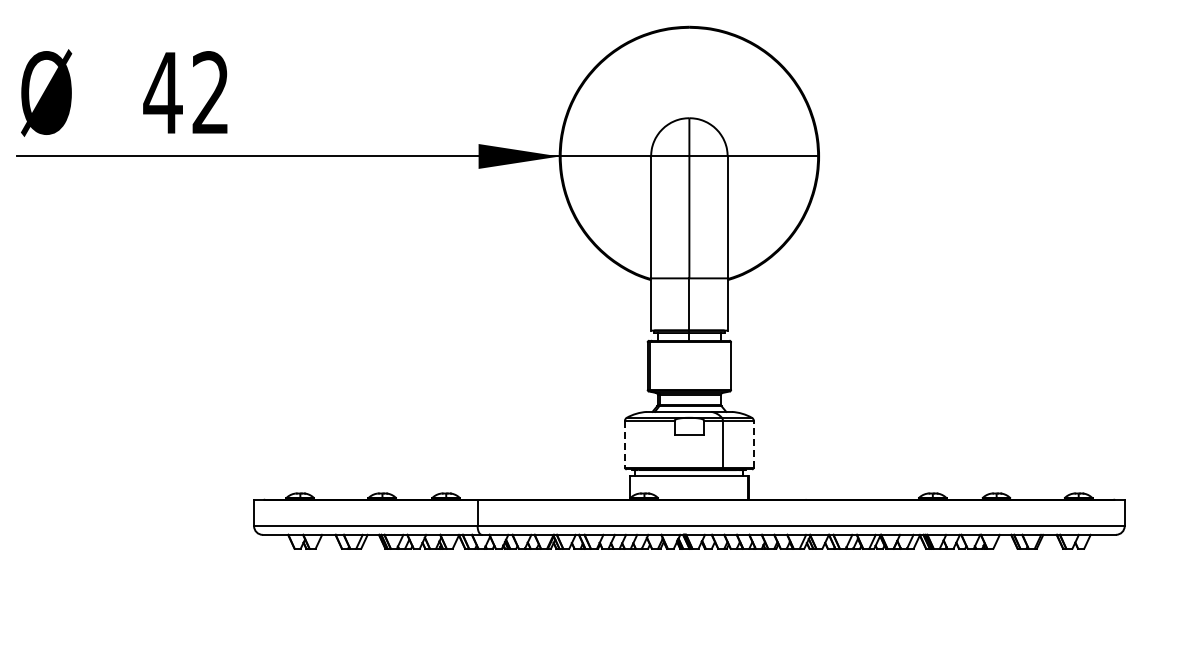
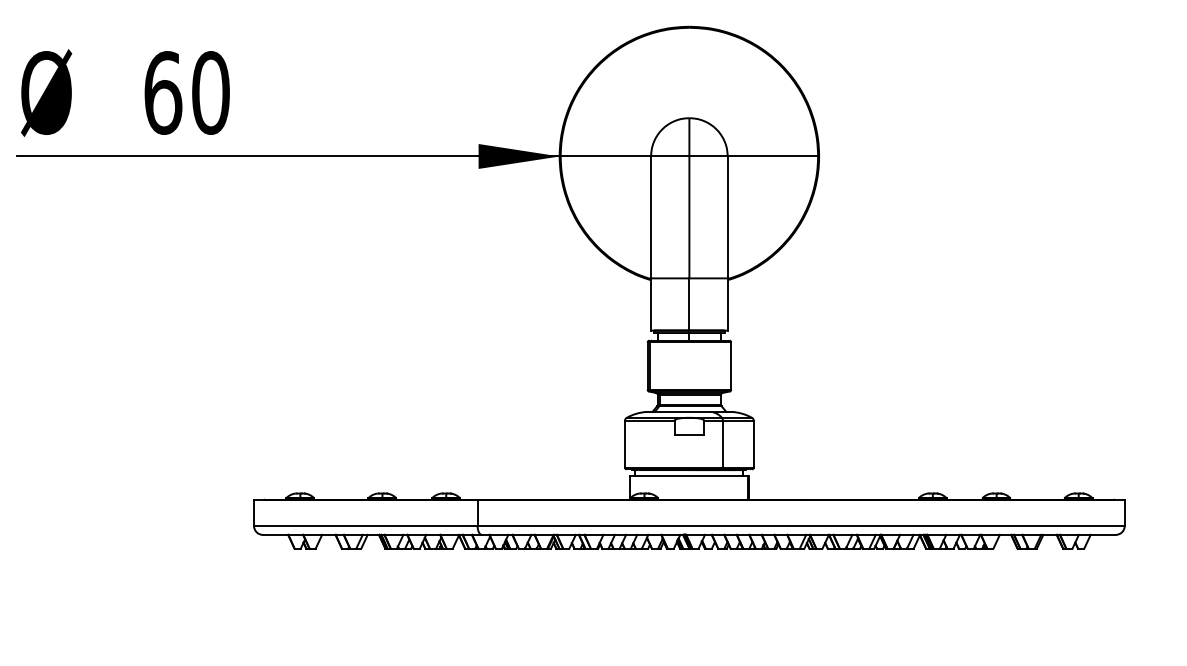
text: 42 -> 60 (186, 92)
line: dashed -> solid (753, 443)
line: dashed -> solid (624, 444)
